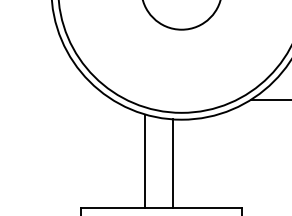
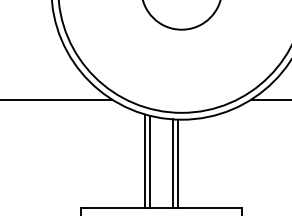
line: none -> present (57, 99)
line: none -> present (150, 161)
line: none -> present (177, 163)
